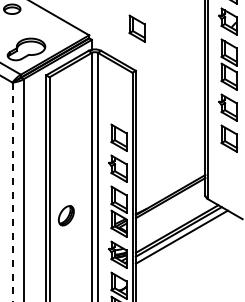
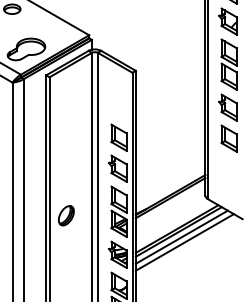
part: present -> none (136, 28)
line: dashed -> solid (12, 191)
line: none -> present (184, 242)
